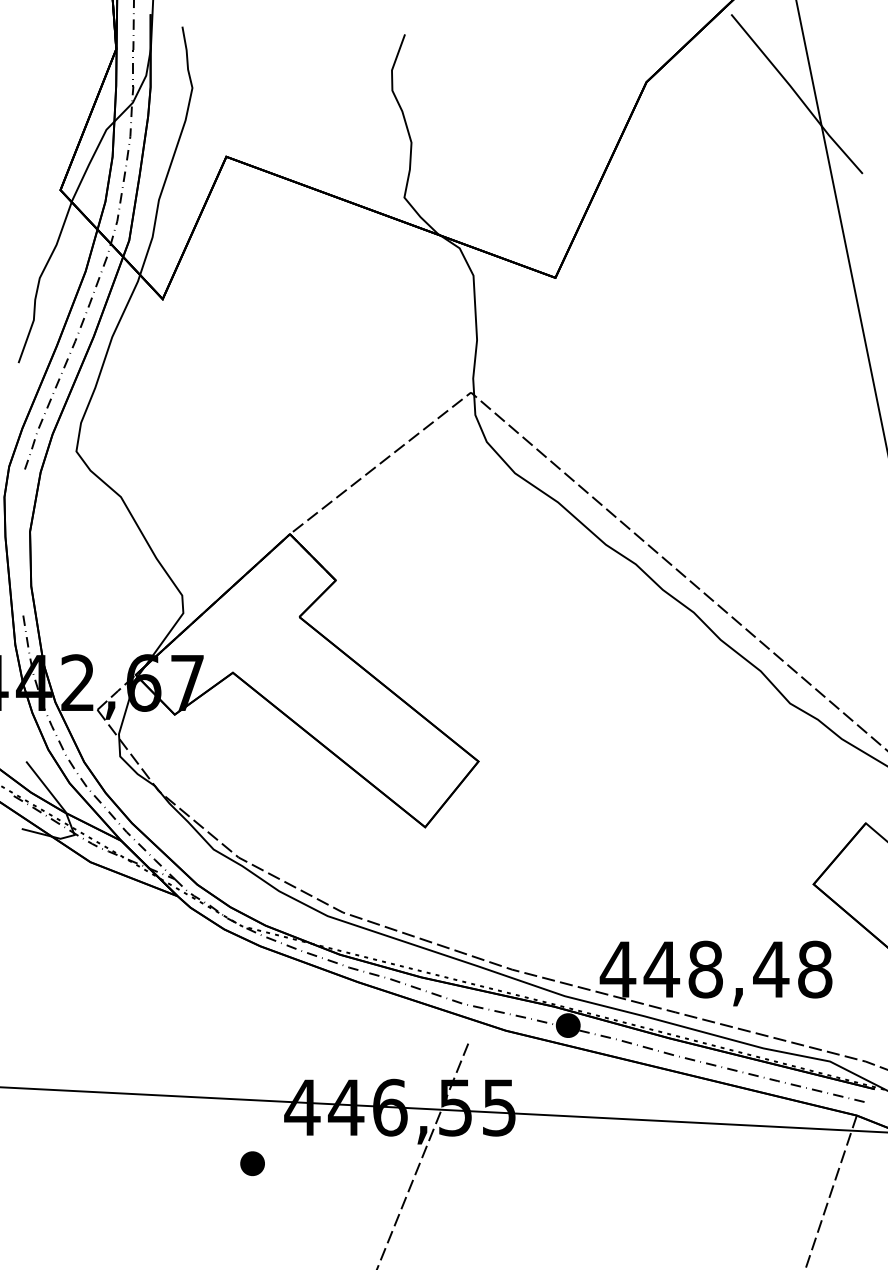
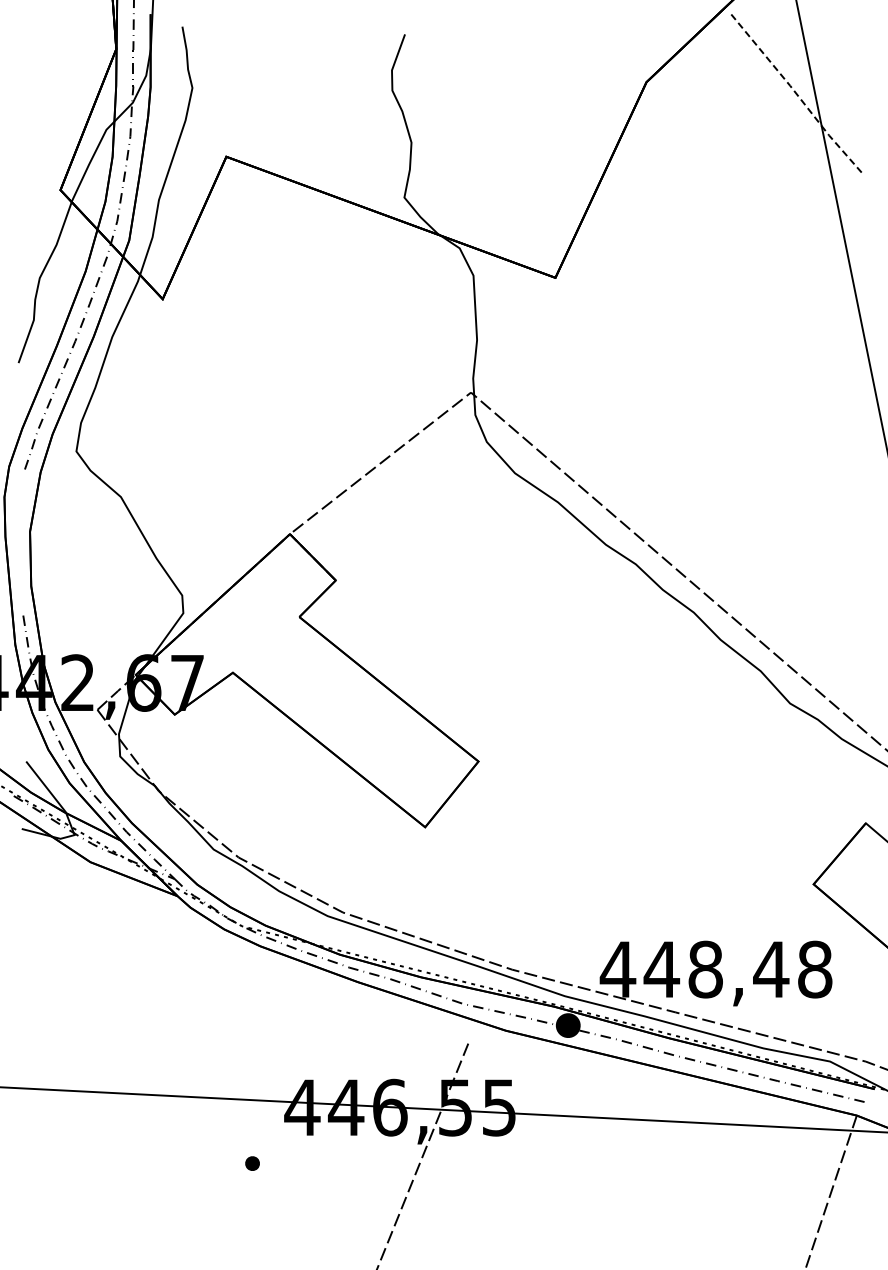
line: solid -> dashed (797, 95)
part size: 25x25 px -> 15x15 px (252, 1163)
